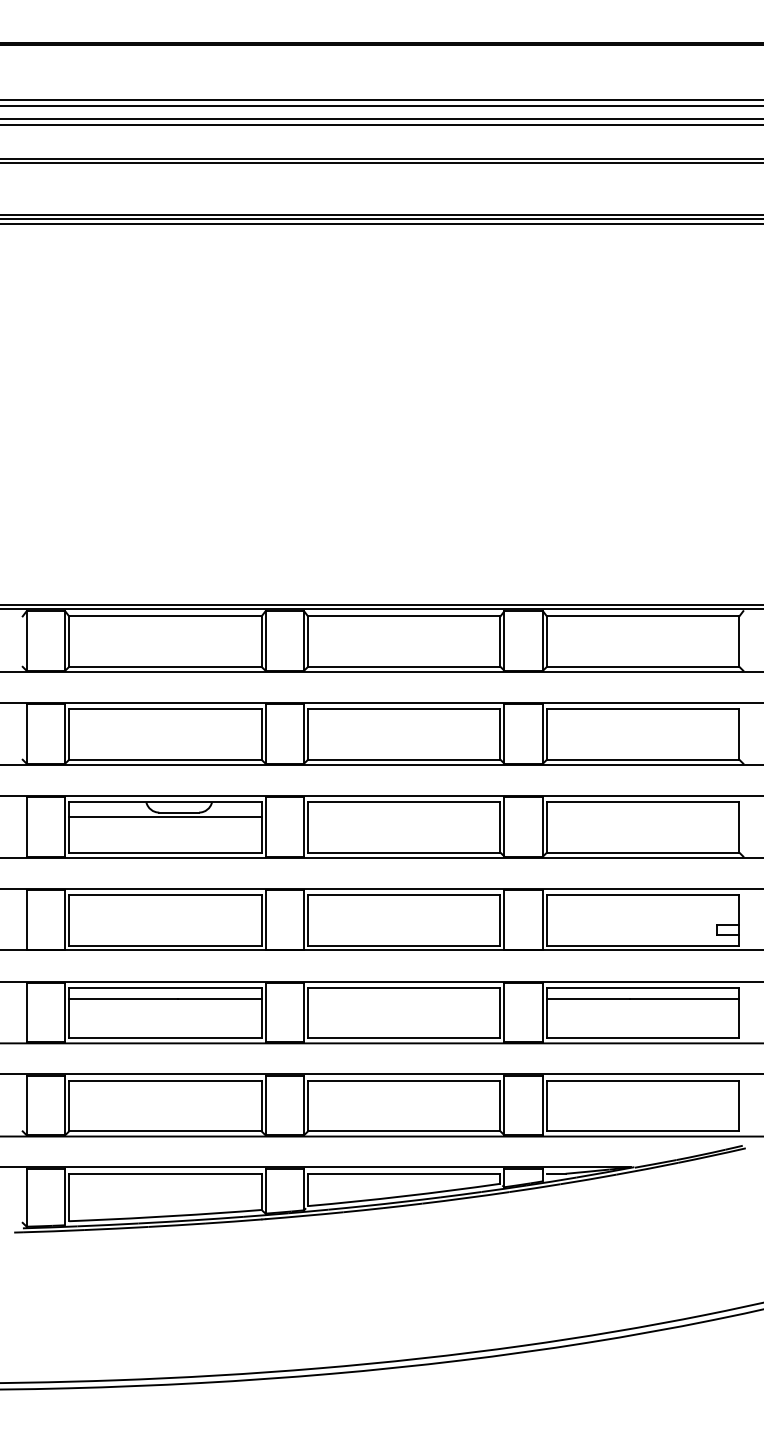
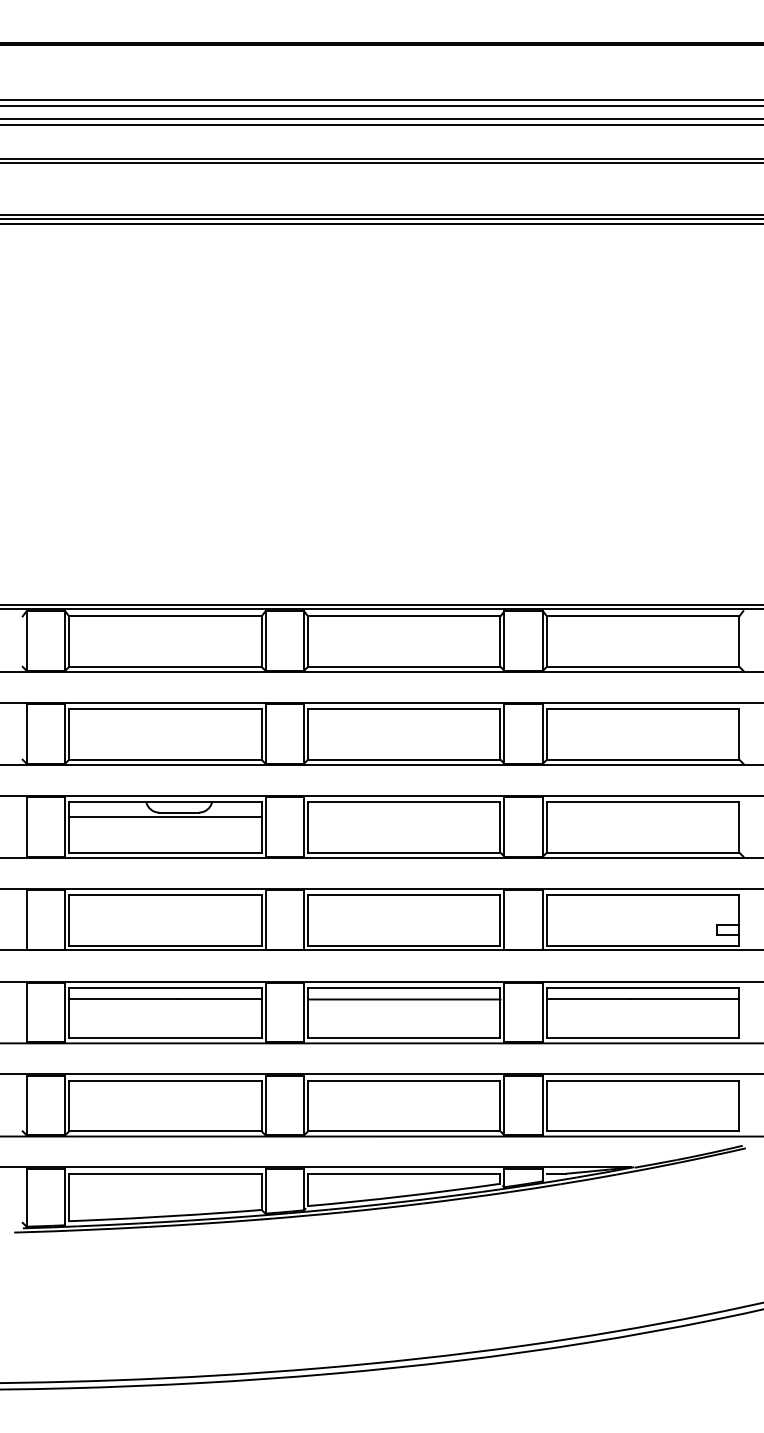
line: none -> present (404, 999)
